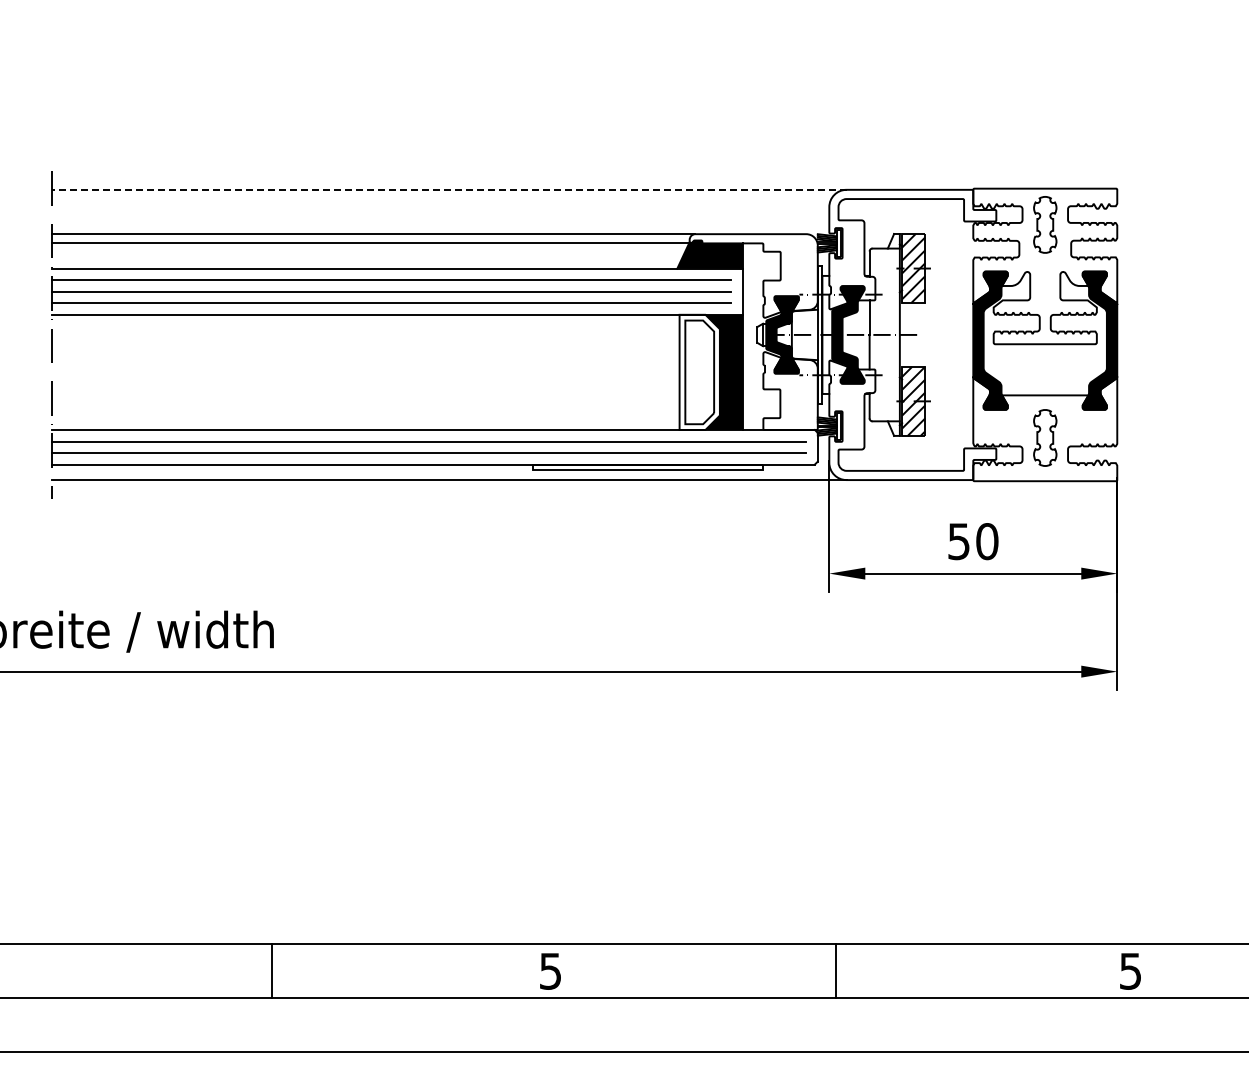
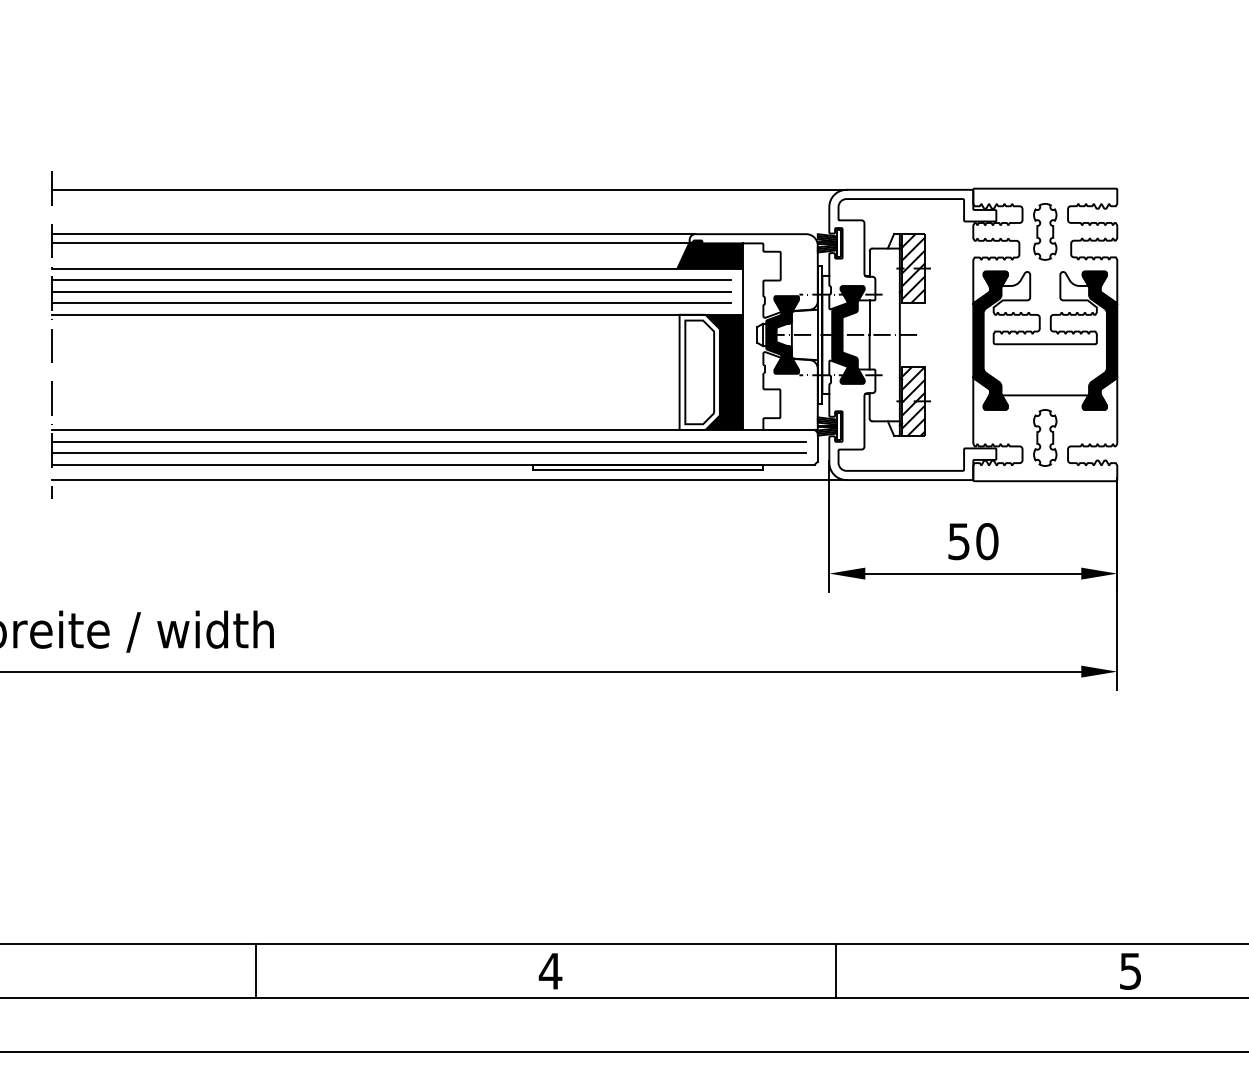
line: dashed -> solid (448, 189)
part position: (1045, 224) -> (1045, 231) (1045, 231)
line position: (272, 970) -> (256, 970) (256, 970)
text: 5 -> 4 (550, 971)
